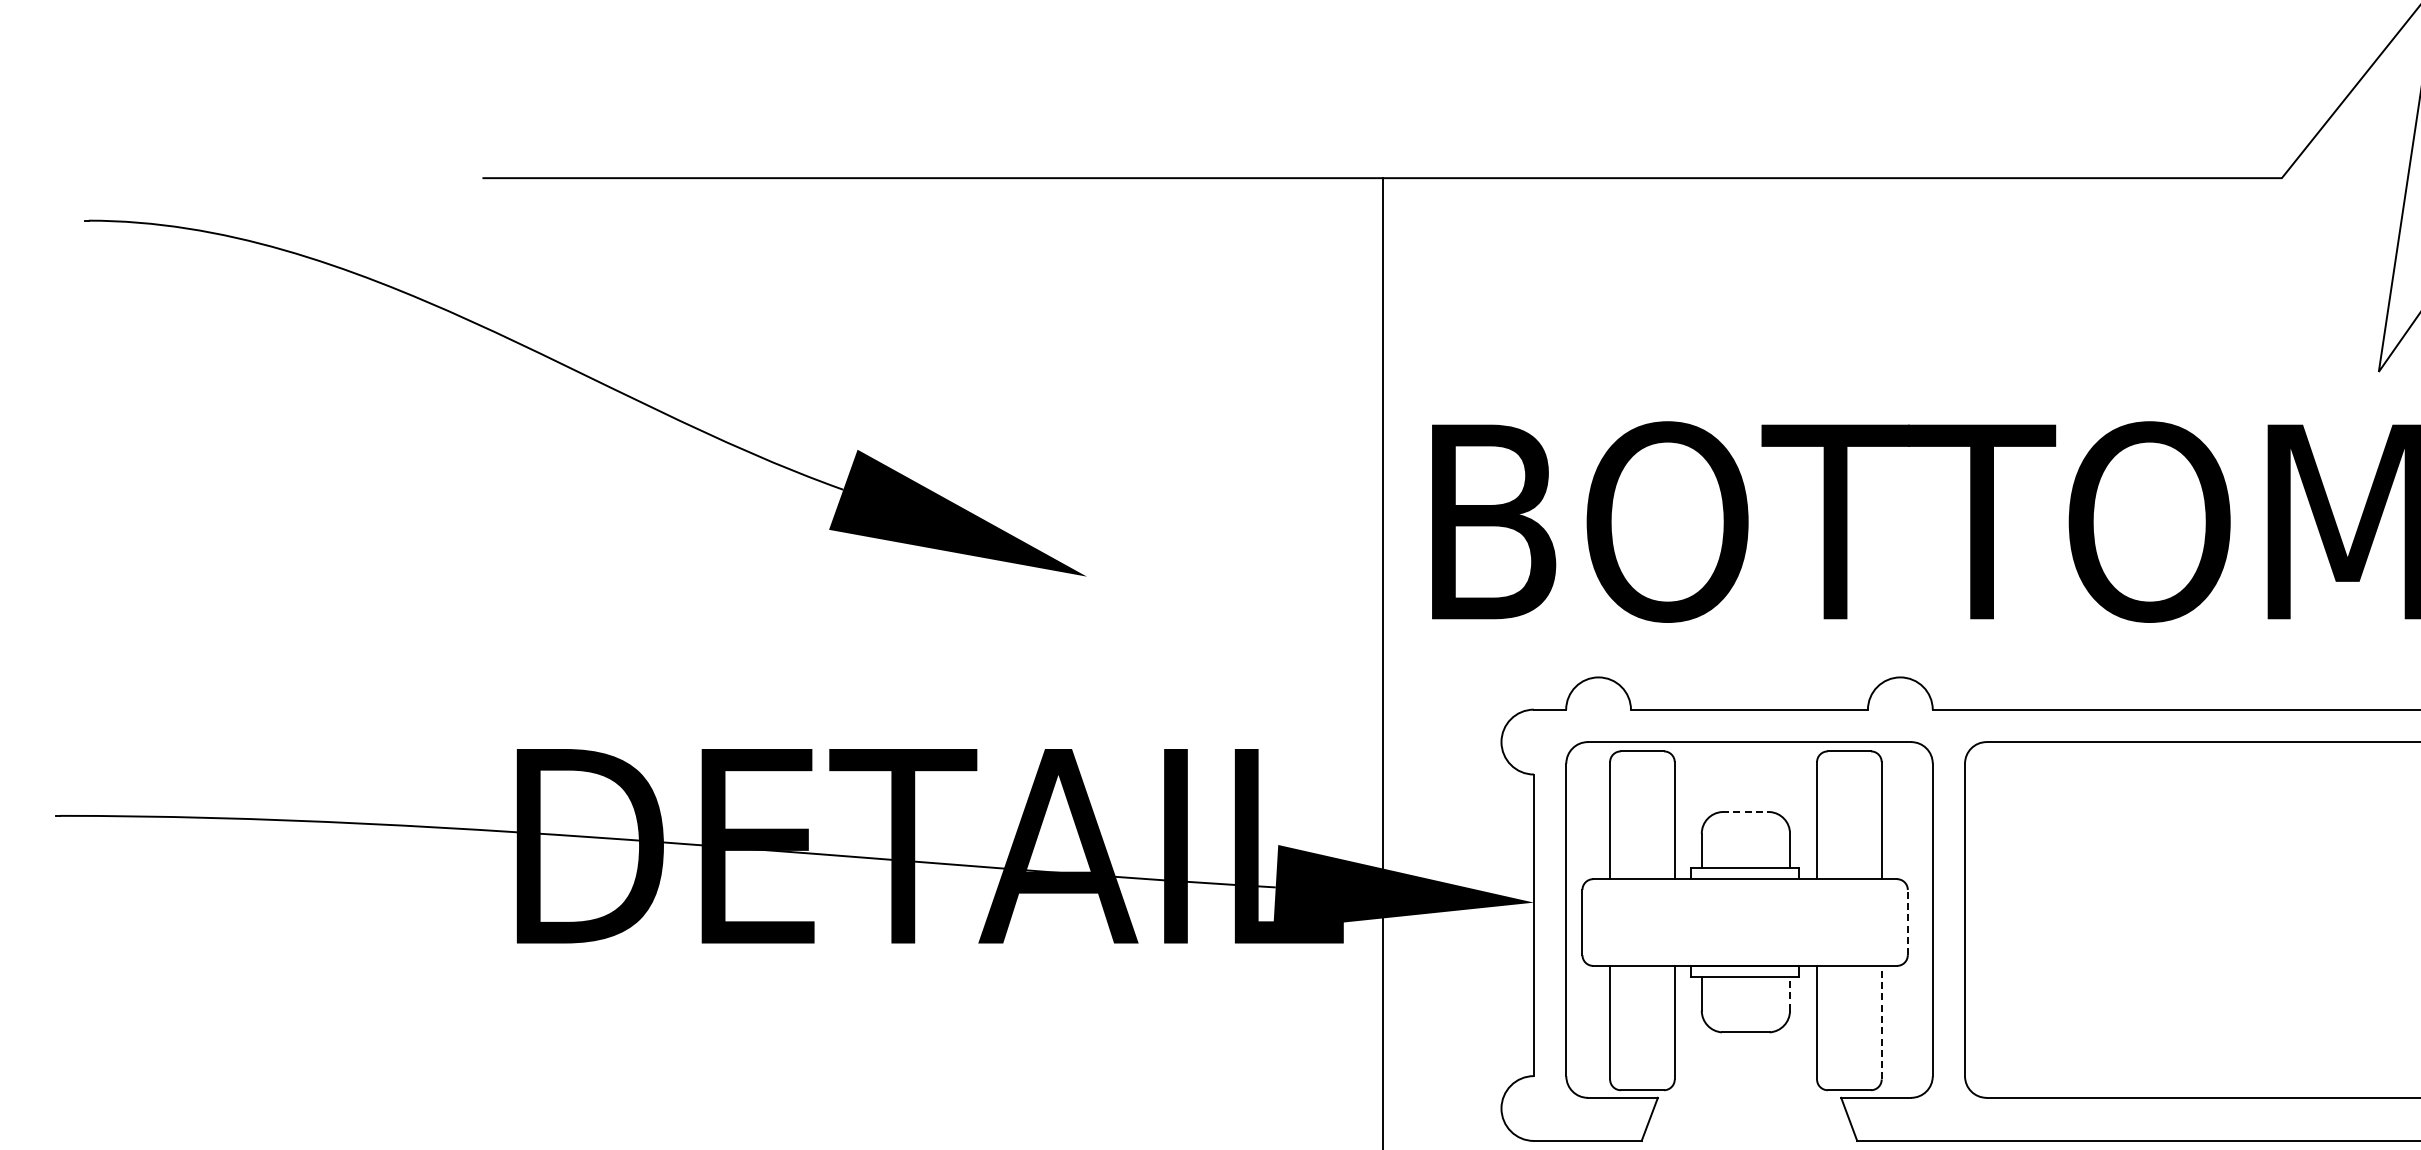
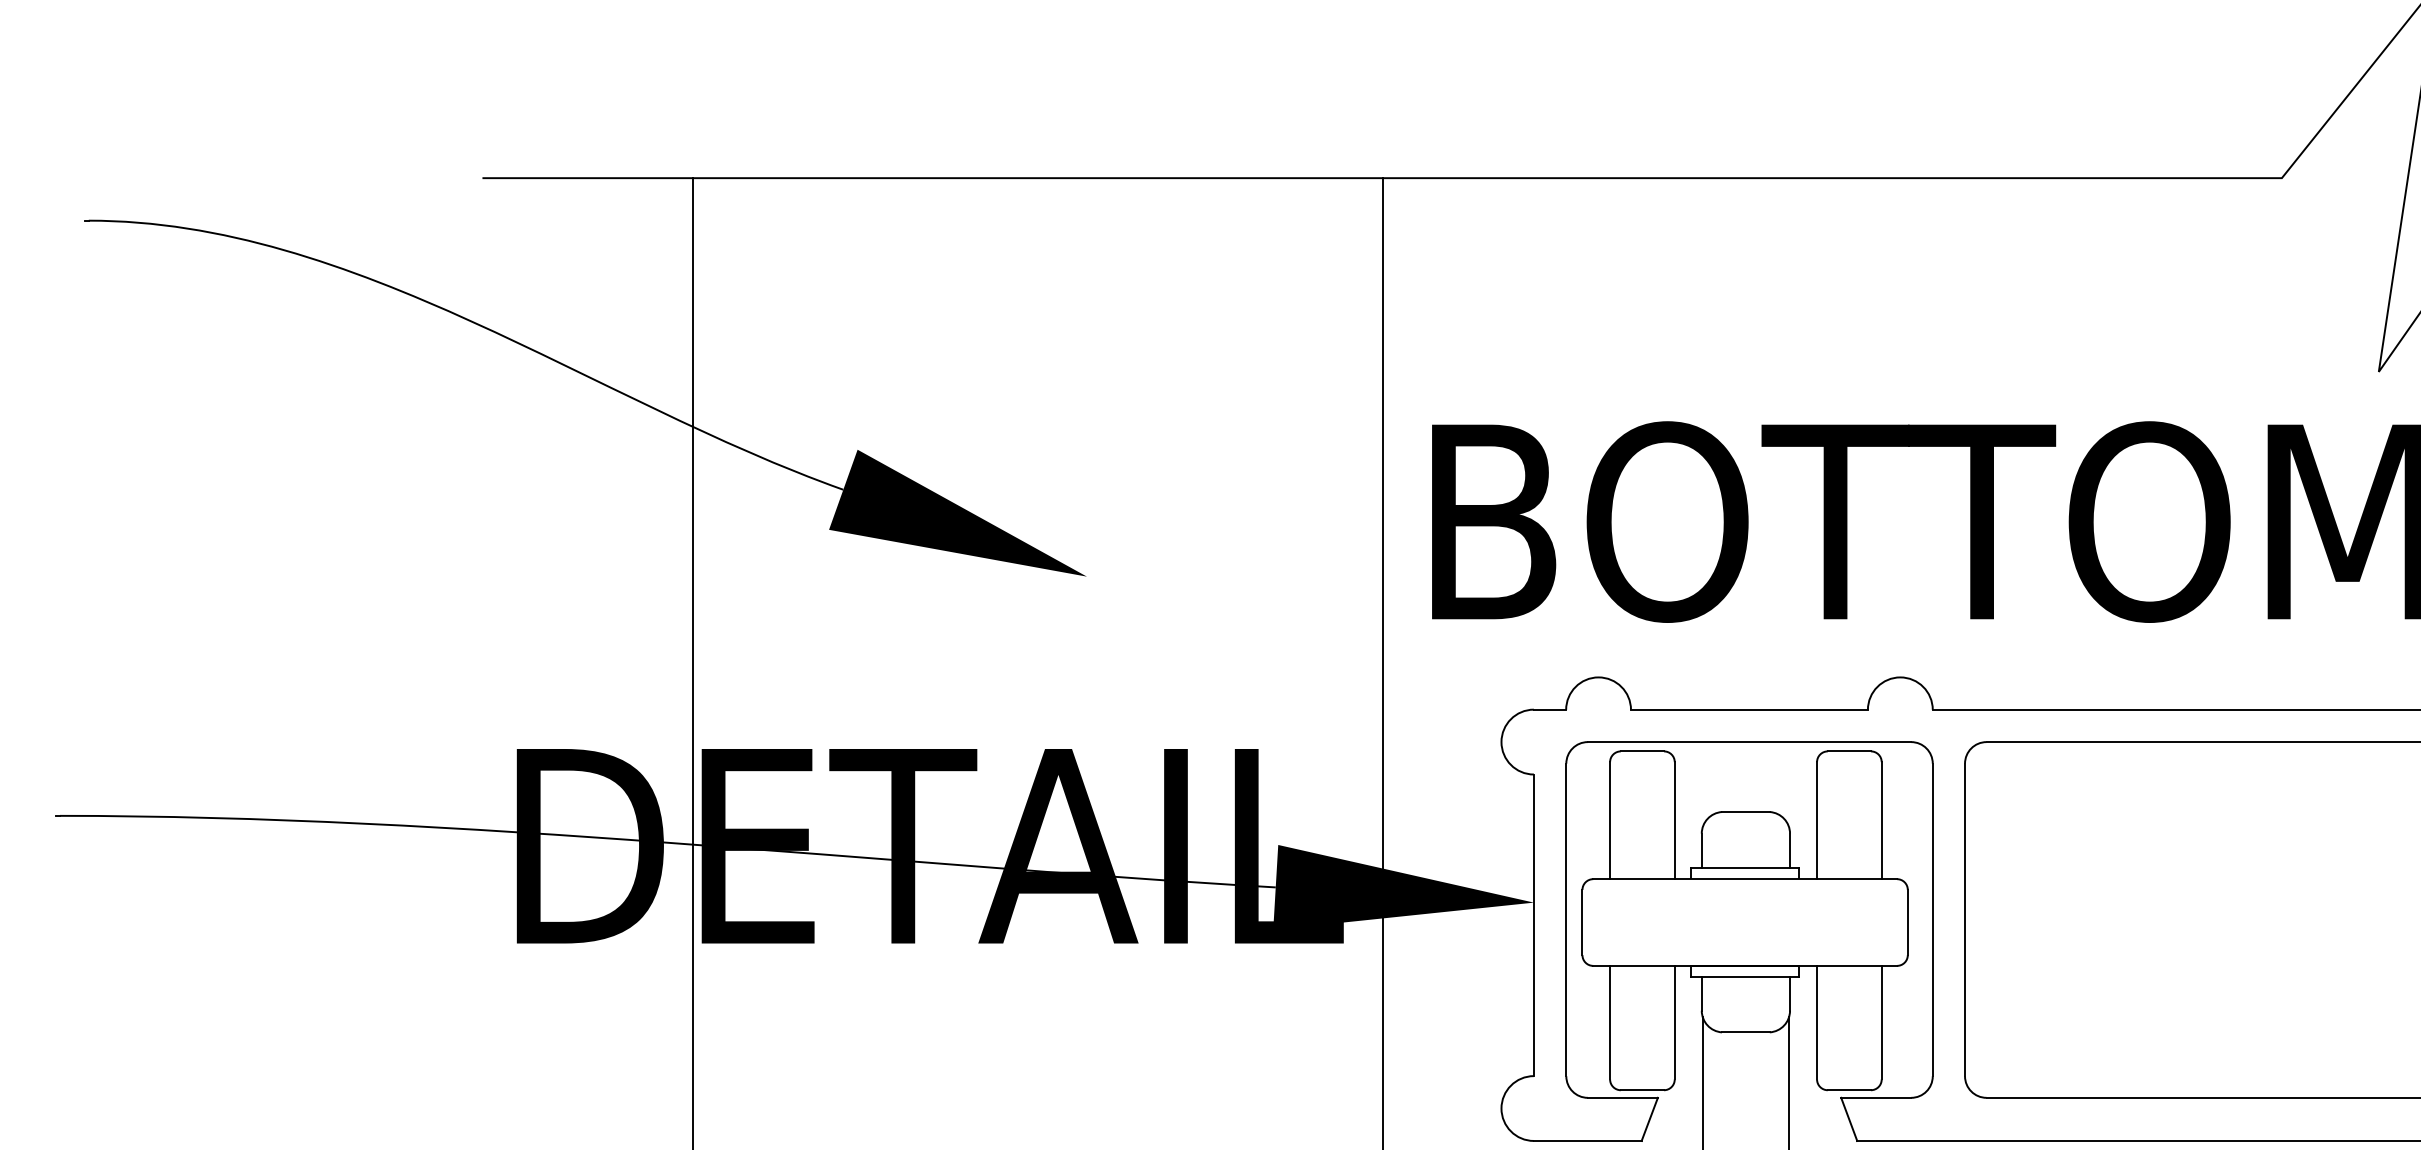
line: none -> present (693, 662)
line: dashed -> solid (1745, 812)
line: dashed -> solid (1907, 922)
line: dashed -> solid (1790, 993)
line: dashed -> solid (1881, 1022)
line: none -> present (1702, 1081)
line: none -> present (1789, 1081)
